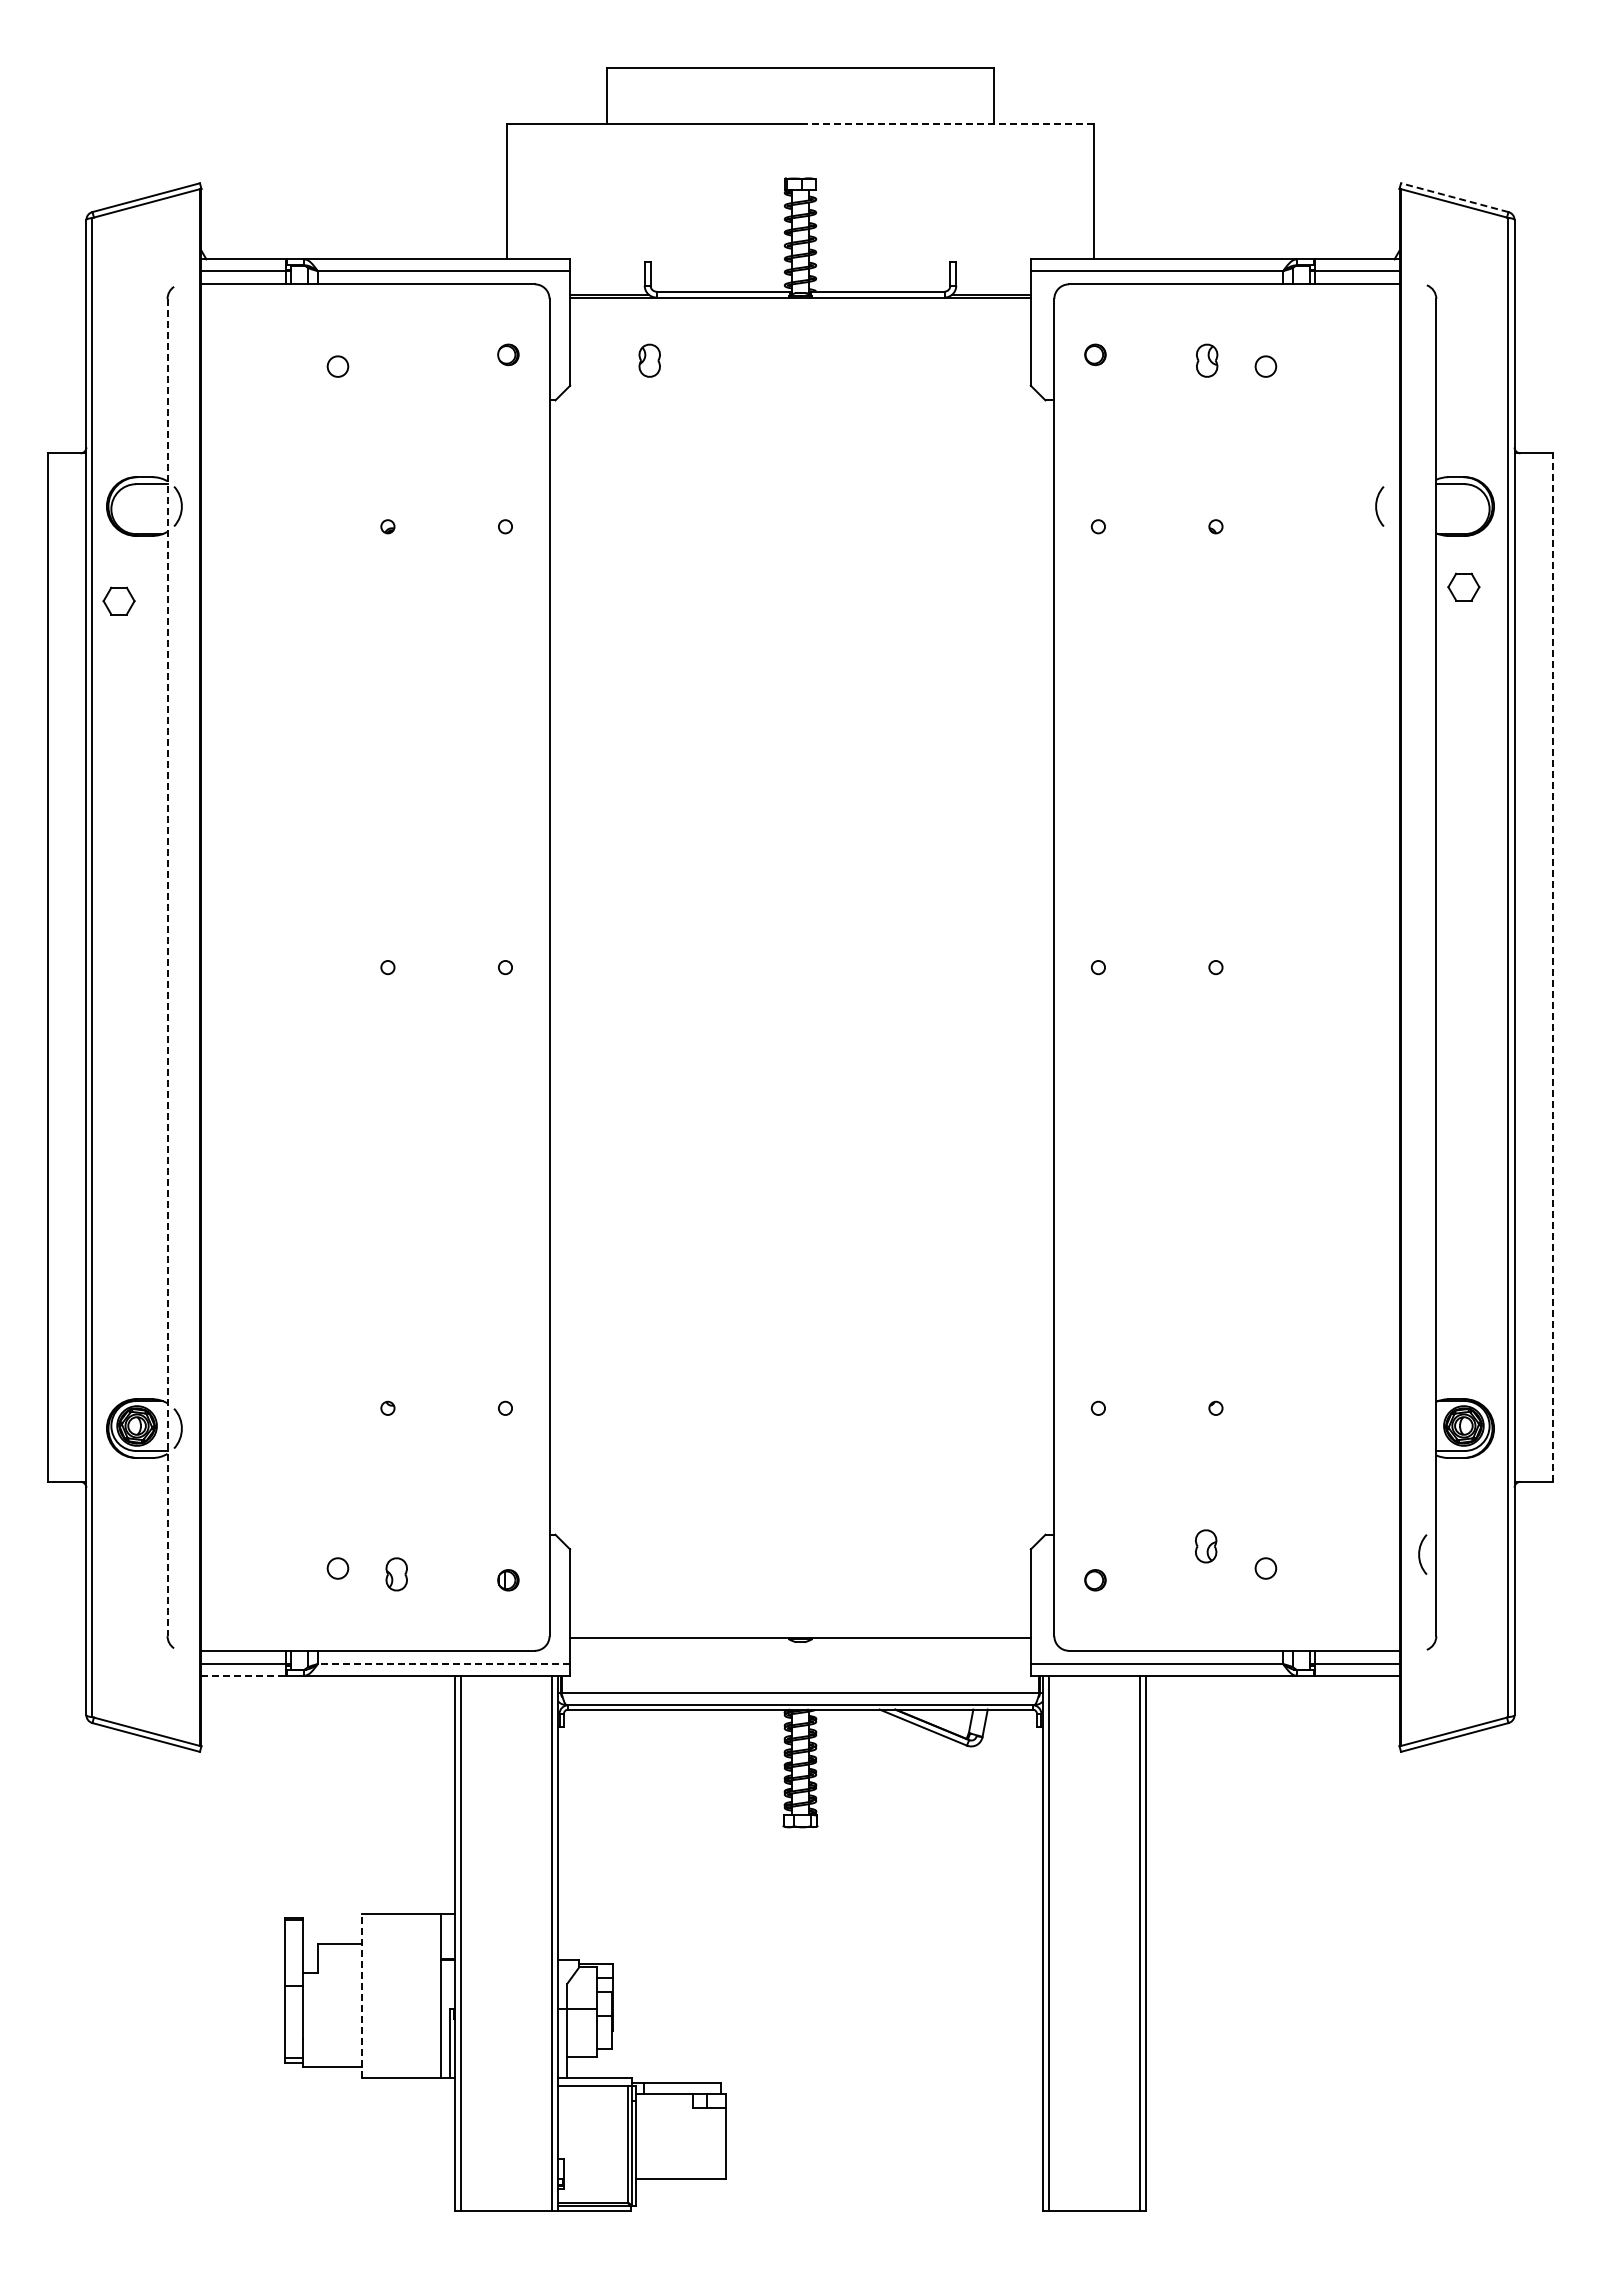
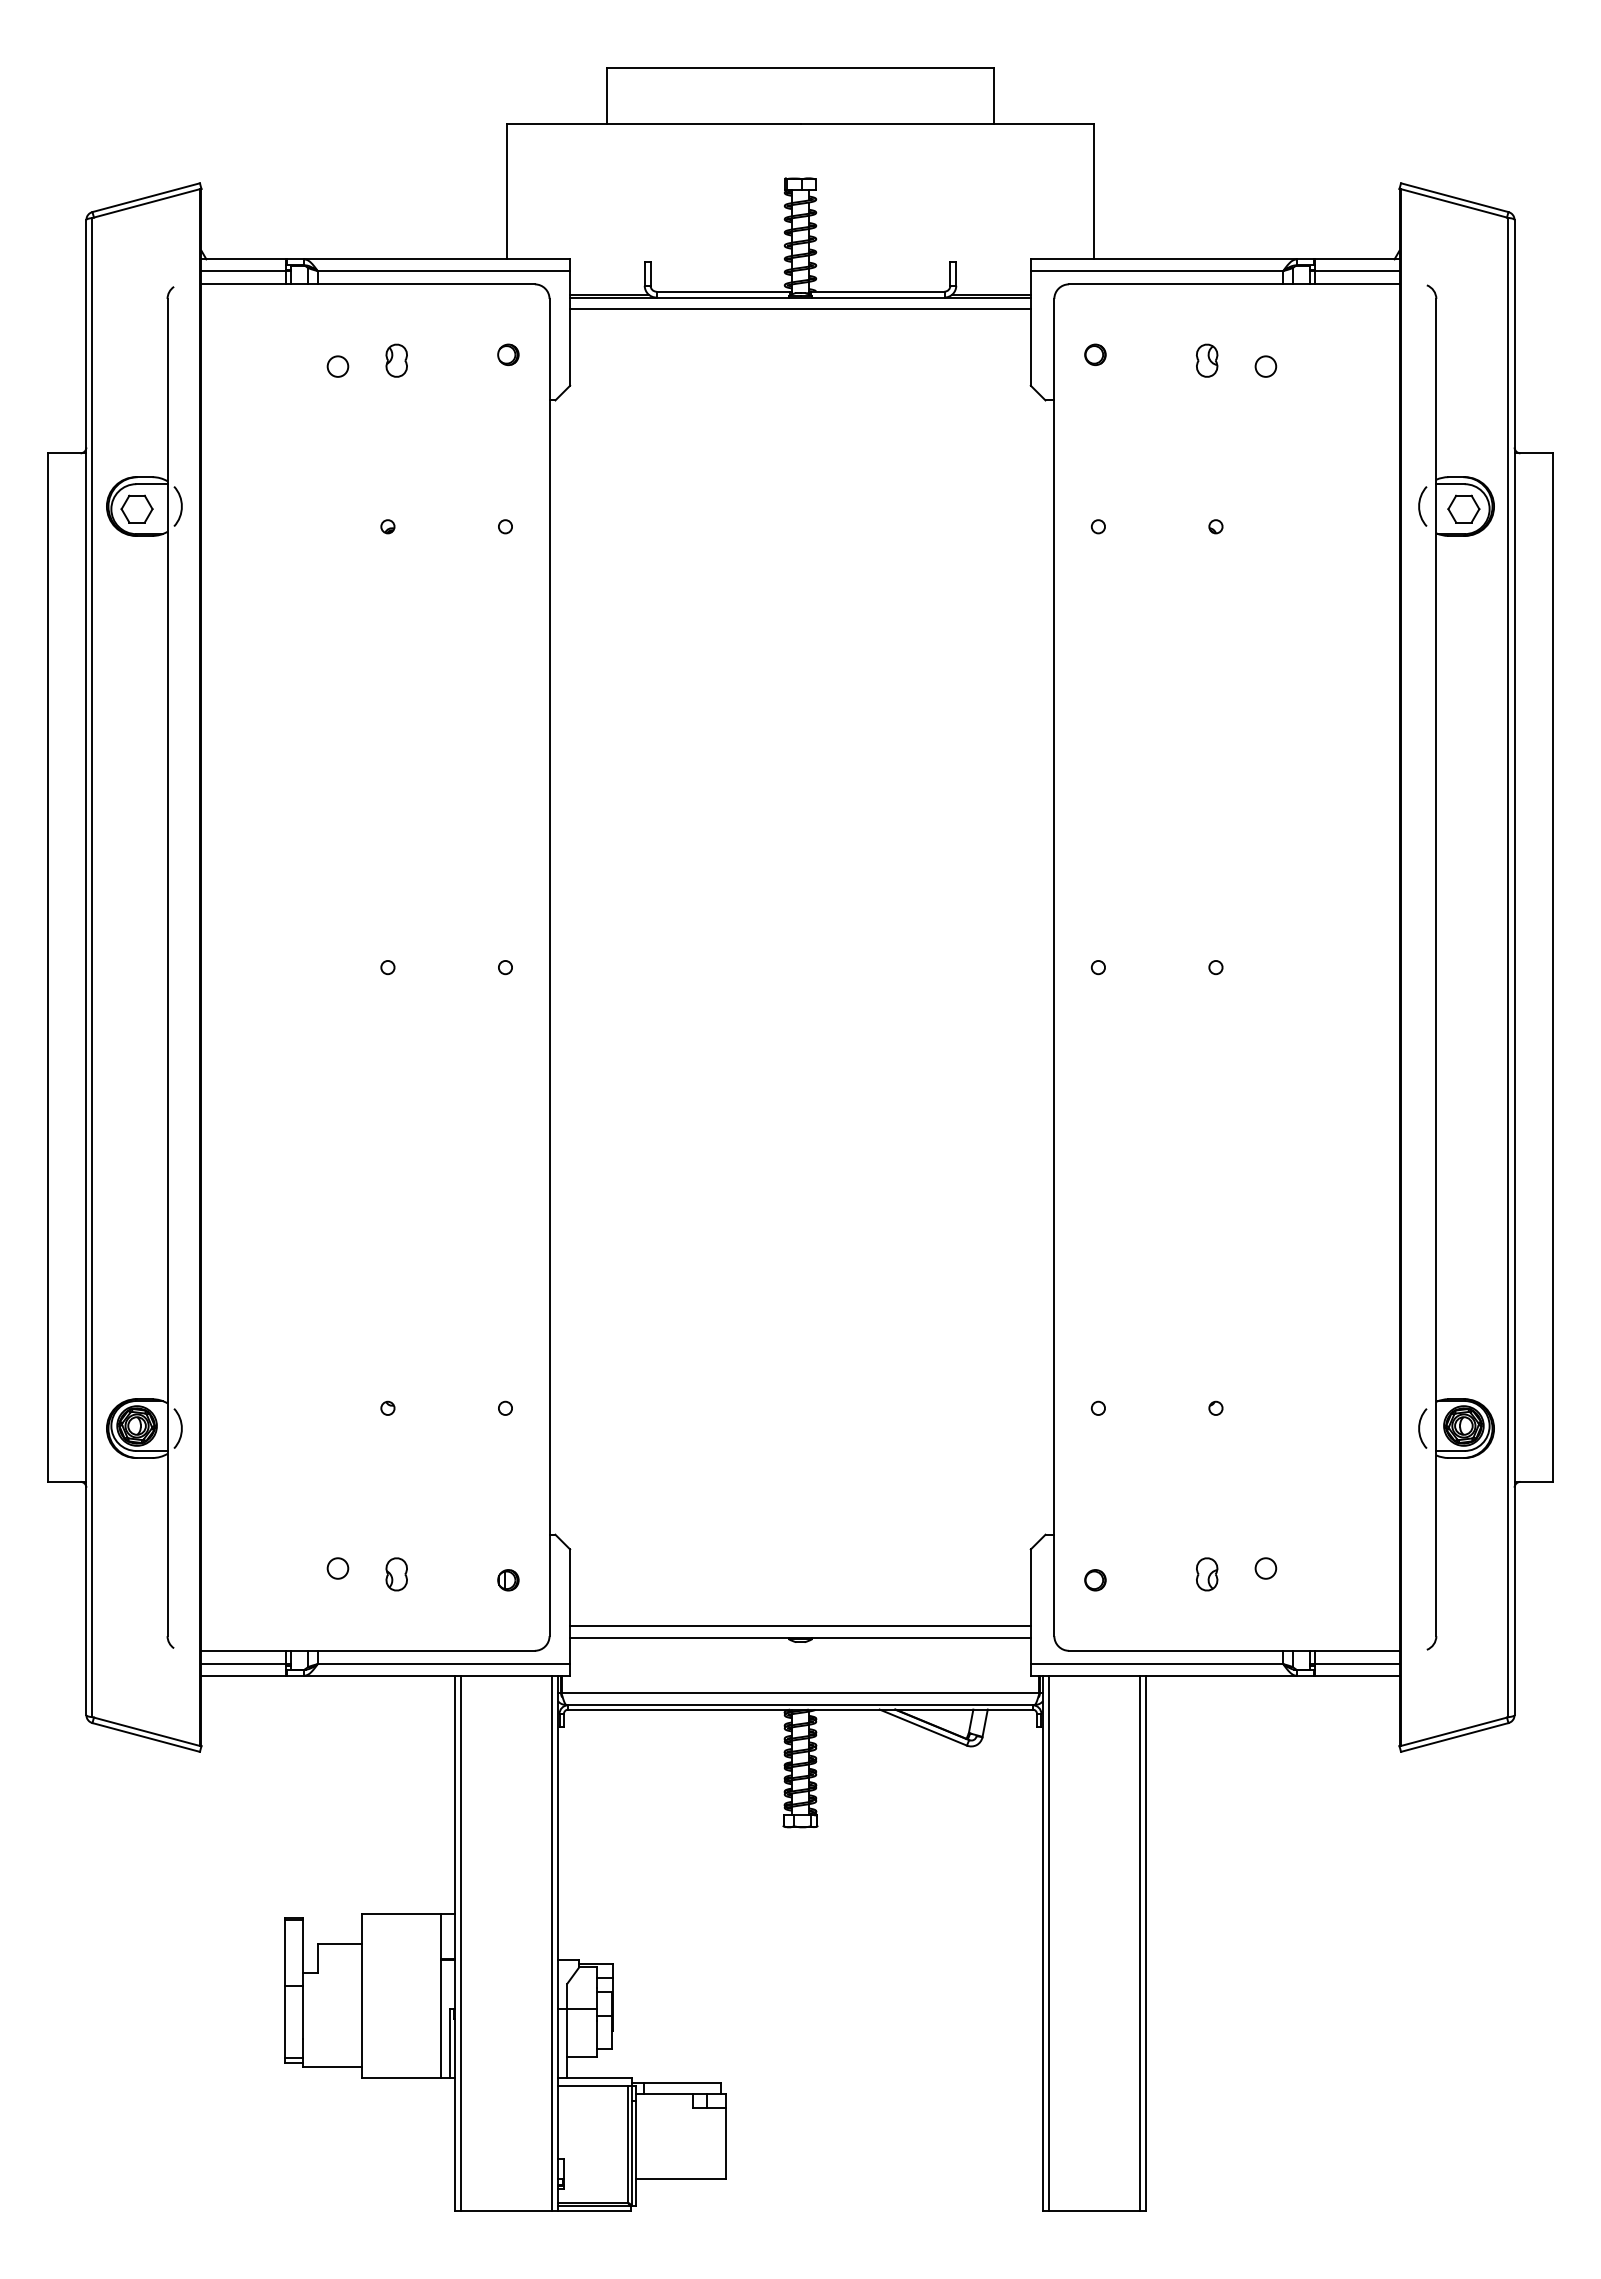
line: dashed -> solid (947, 124)
line: dashed -> solid (1454, 197)
line: none -> present (800, 309)
part position: (649, 360) -> (396, 360) (396, 360)
arc position: (1377, 506) -> (1420, 506) (1420, 506)
part position: (1463, 586) -> (1463, 508) (1463, 508)
part position: (118, 600) -> (136, 508) (136, 508)
line: dashed -> solid (167, 967)
line: dashed -> solid (1552, 967)
part position: (1206, 1546) -> (1207, 1574) (1207, 1574)
arc position: (1420, 1554) -> (1420, 1428) (1420, 1428)
line: none -> present (800, 1625)
line: dashed -> solid (443, 1664)
line: dashed -> solid (244, 1675)
line: dashed -> solid (361, 1995)
